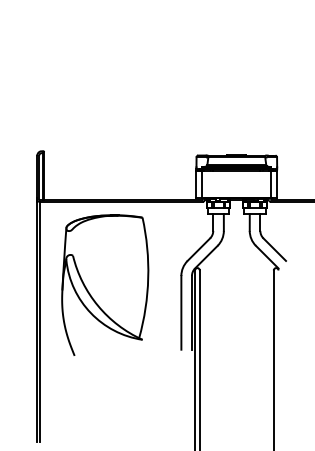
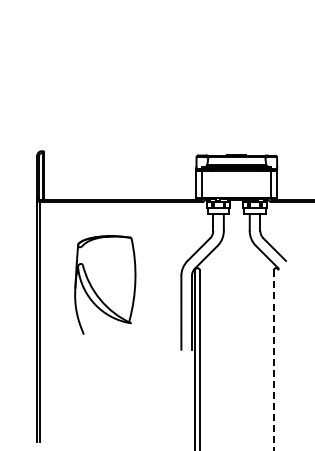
part size: 89x142 px -> 63x100 px (105, 284)
line: solid -> dashed (273, 360)
